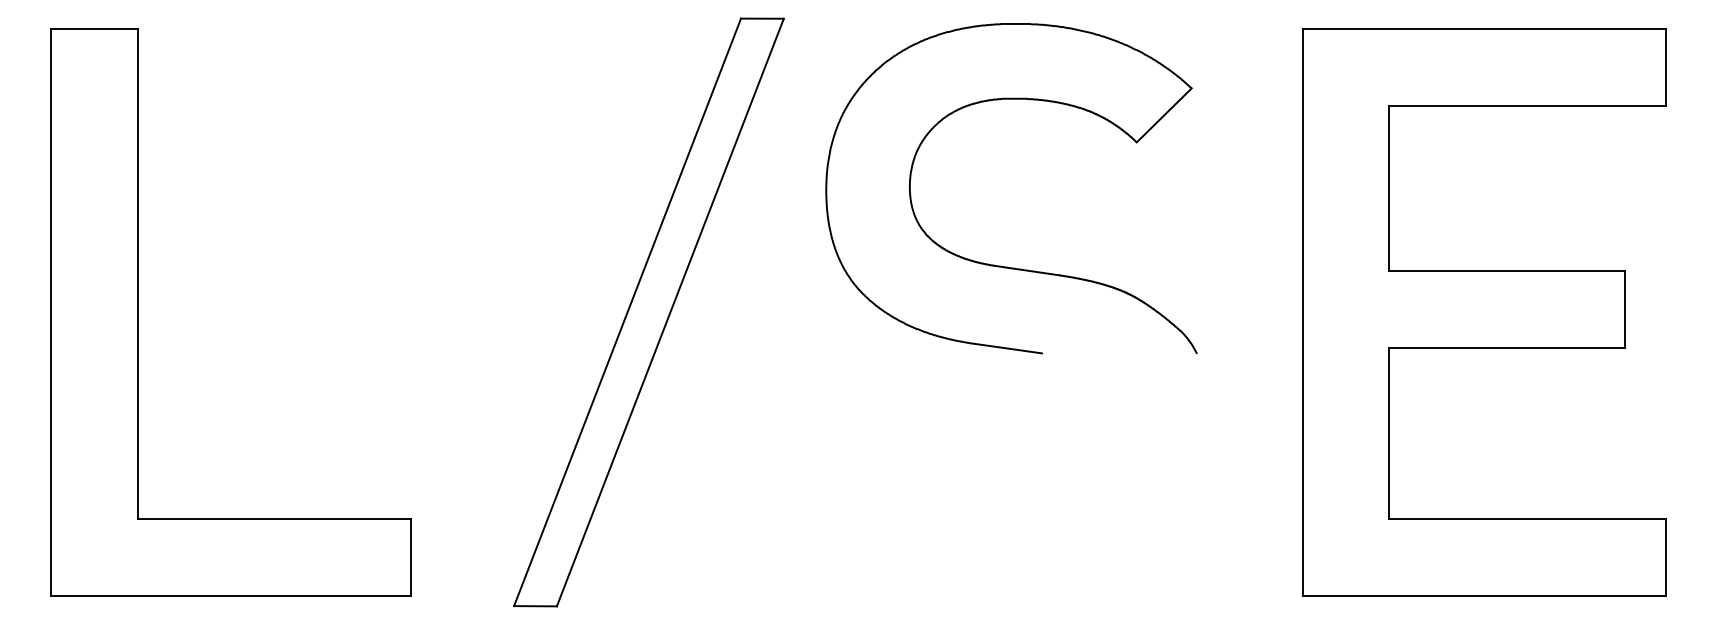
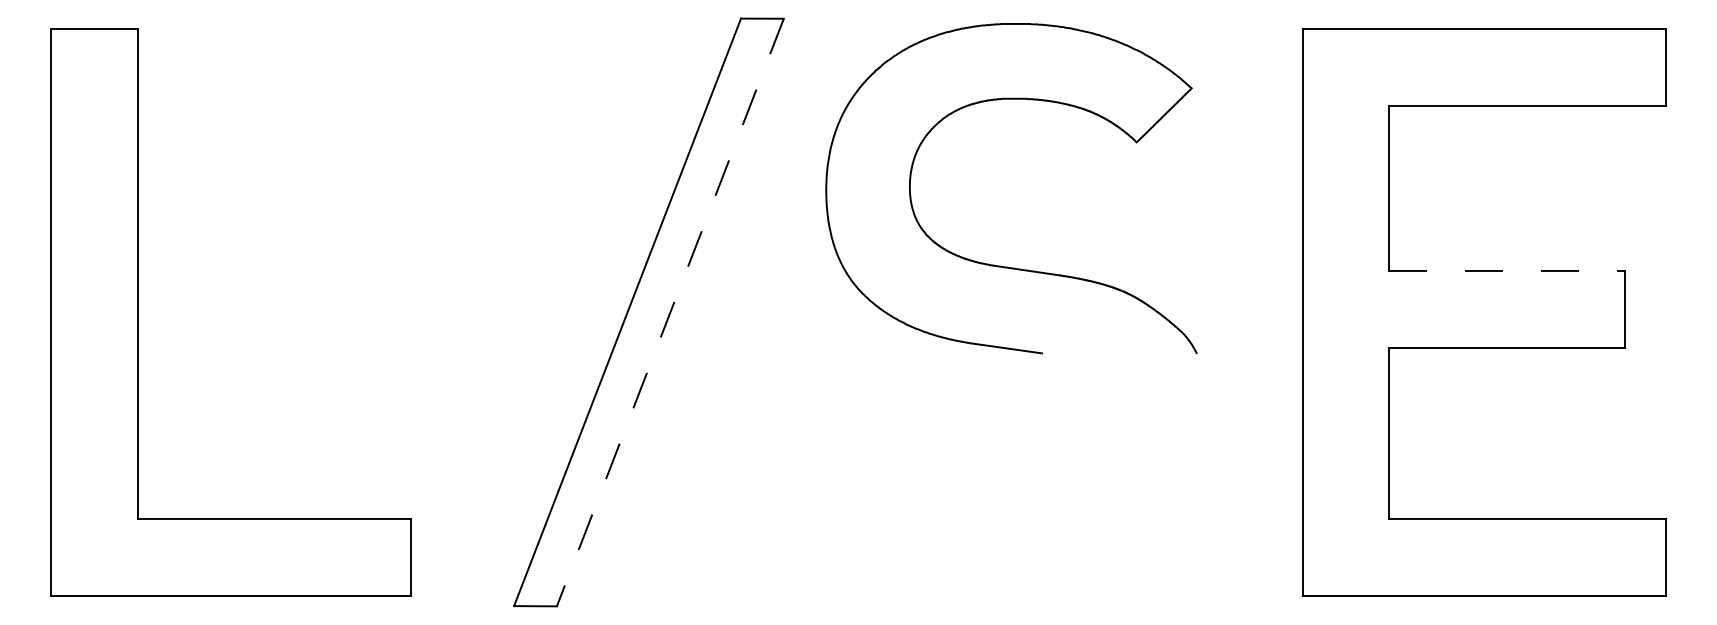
line: solid -> dashed (1507, 271)
line: solid -> dashed (670, 312)
